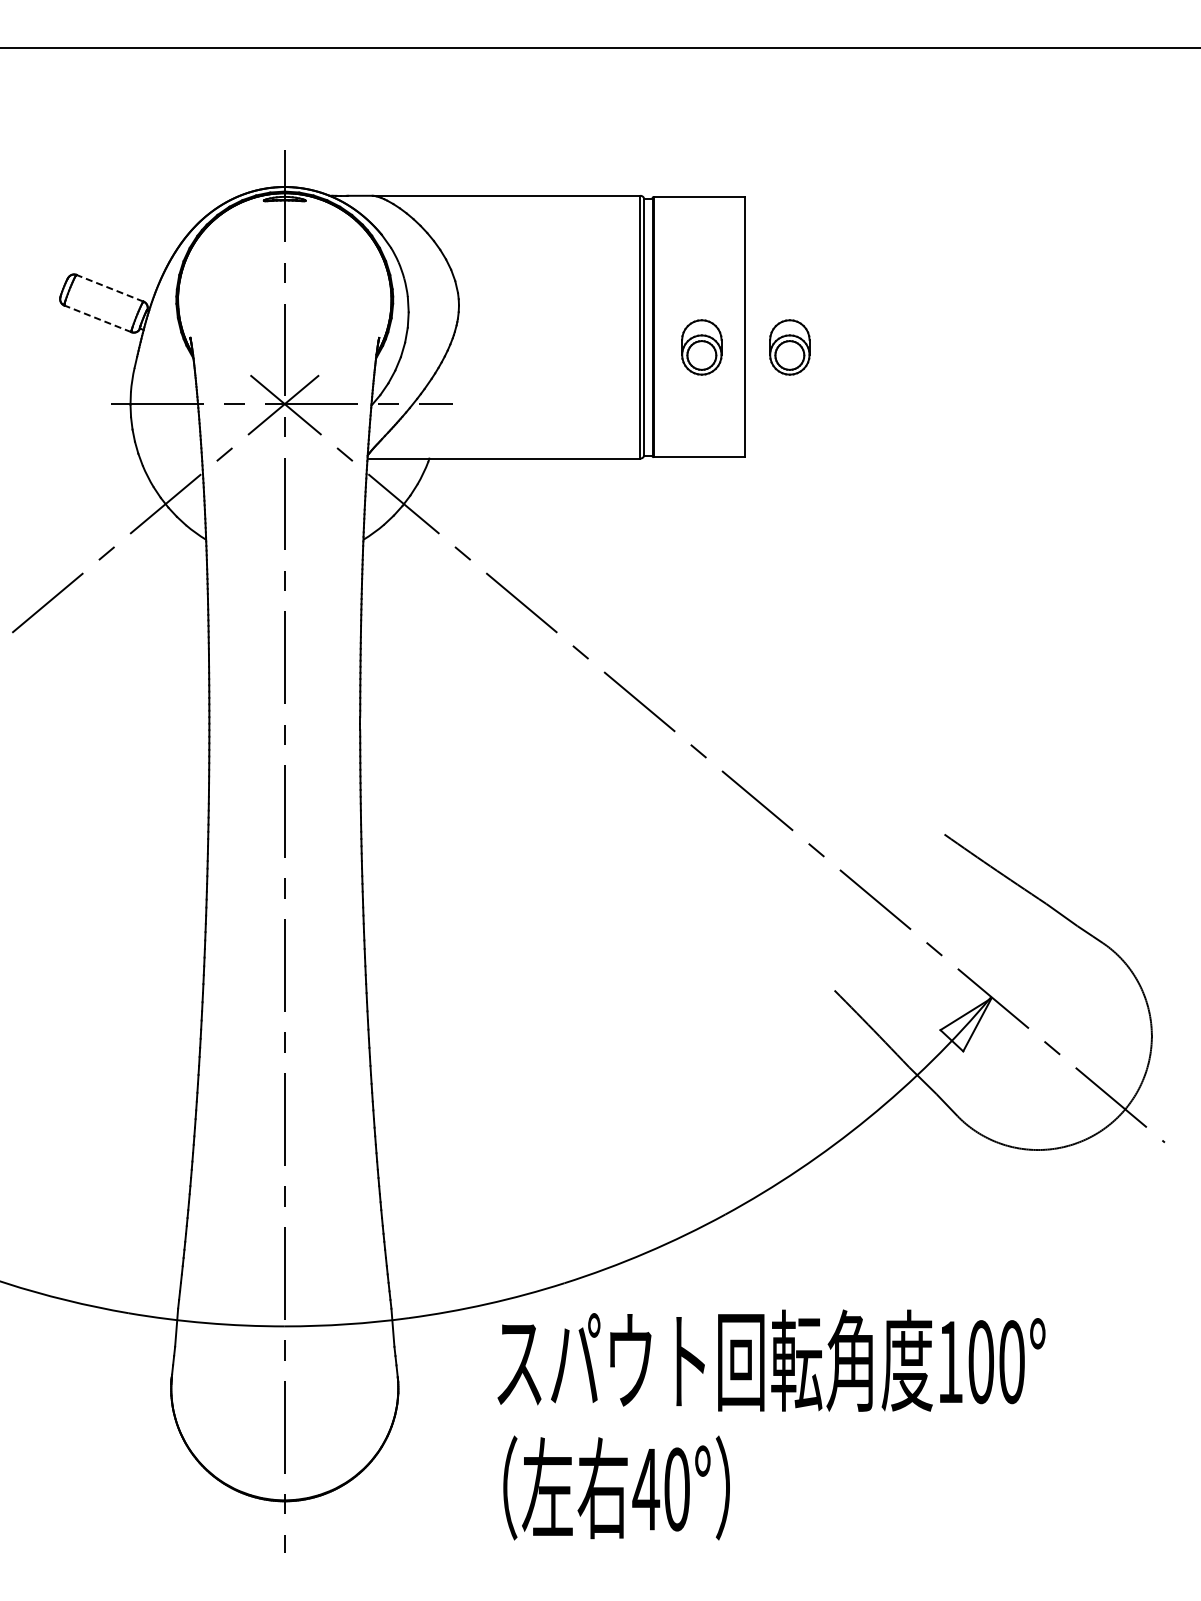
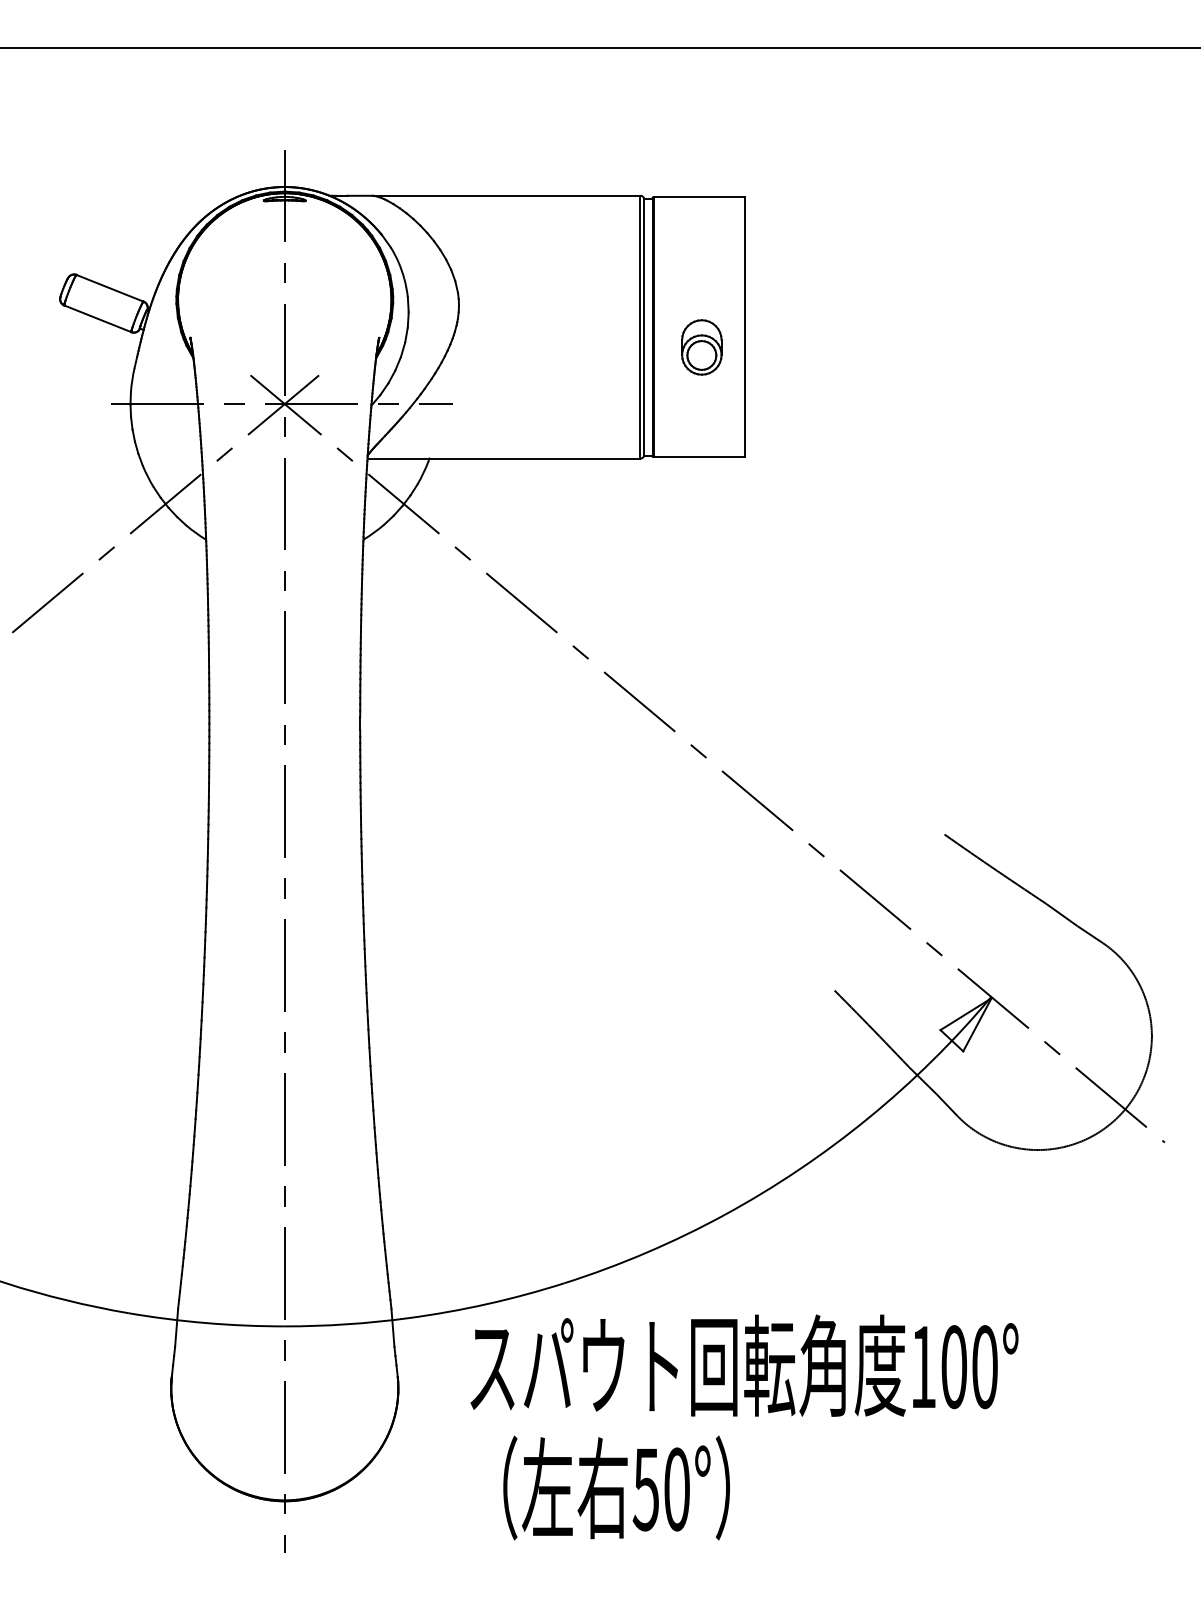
line: dashed -> solid (109, 288)
line: dashed -> solid (97, 318)
part: present -> none (789, 347)
text position: (771, 1360) -> (744, 1365) (744, 1365)
text: 40° -> 50° (646, 1489)
